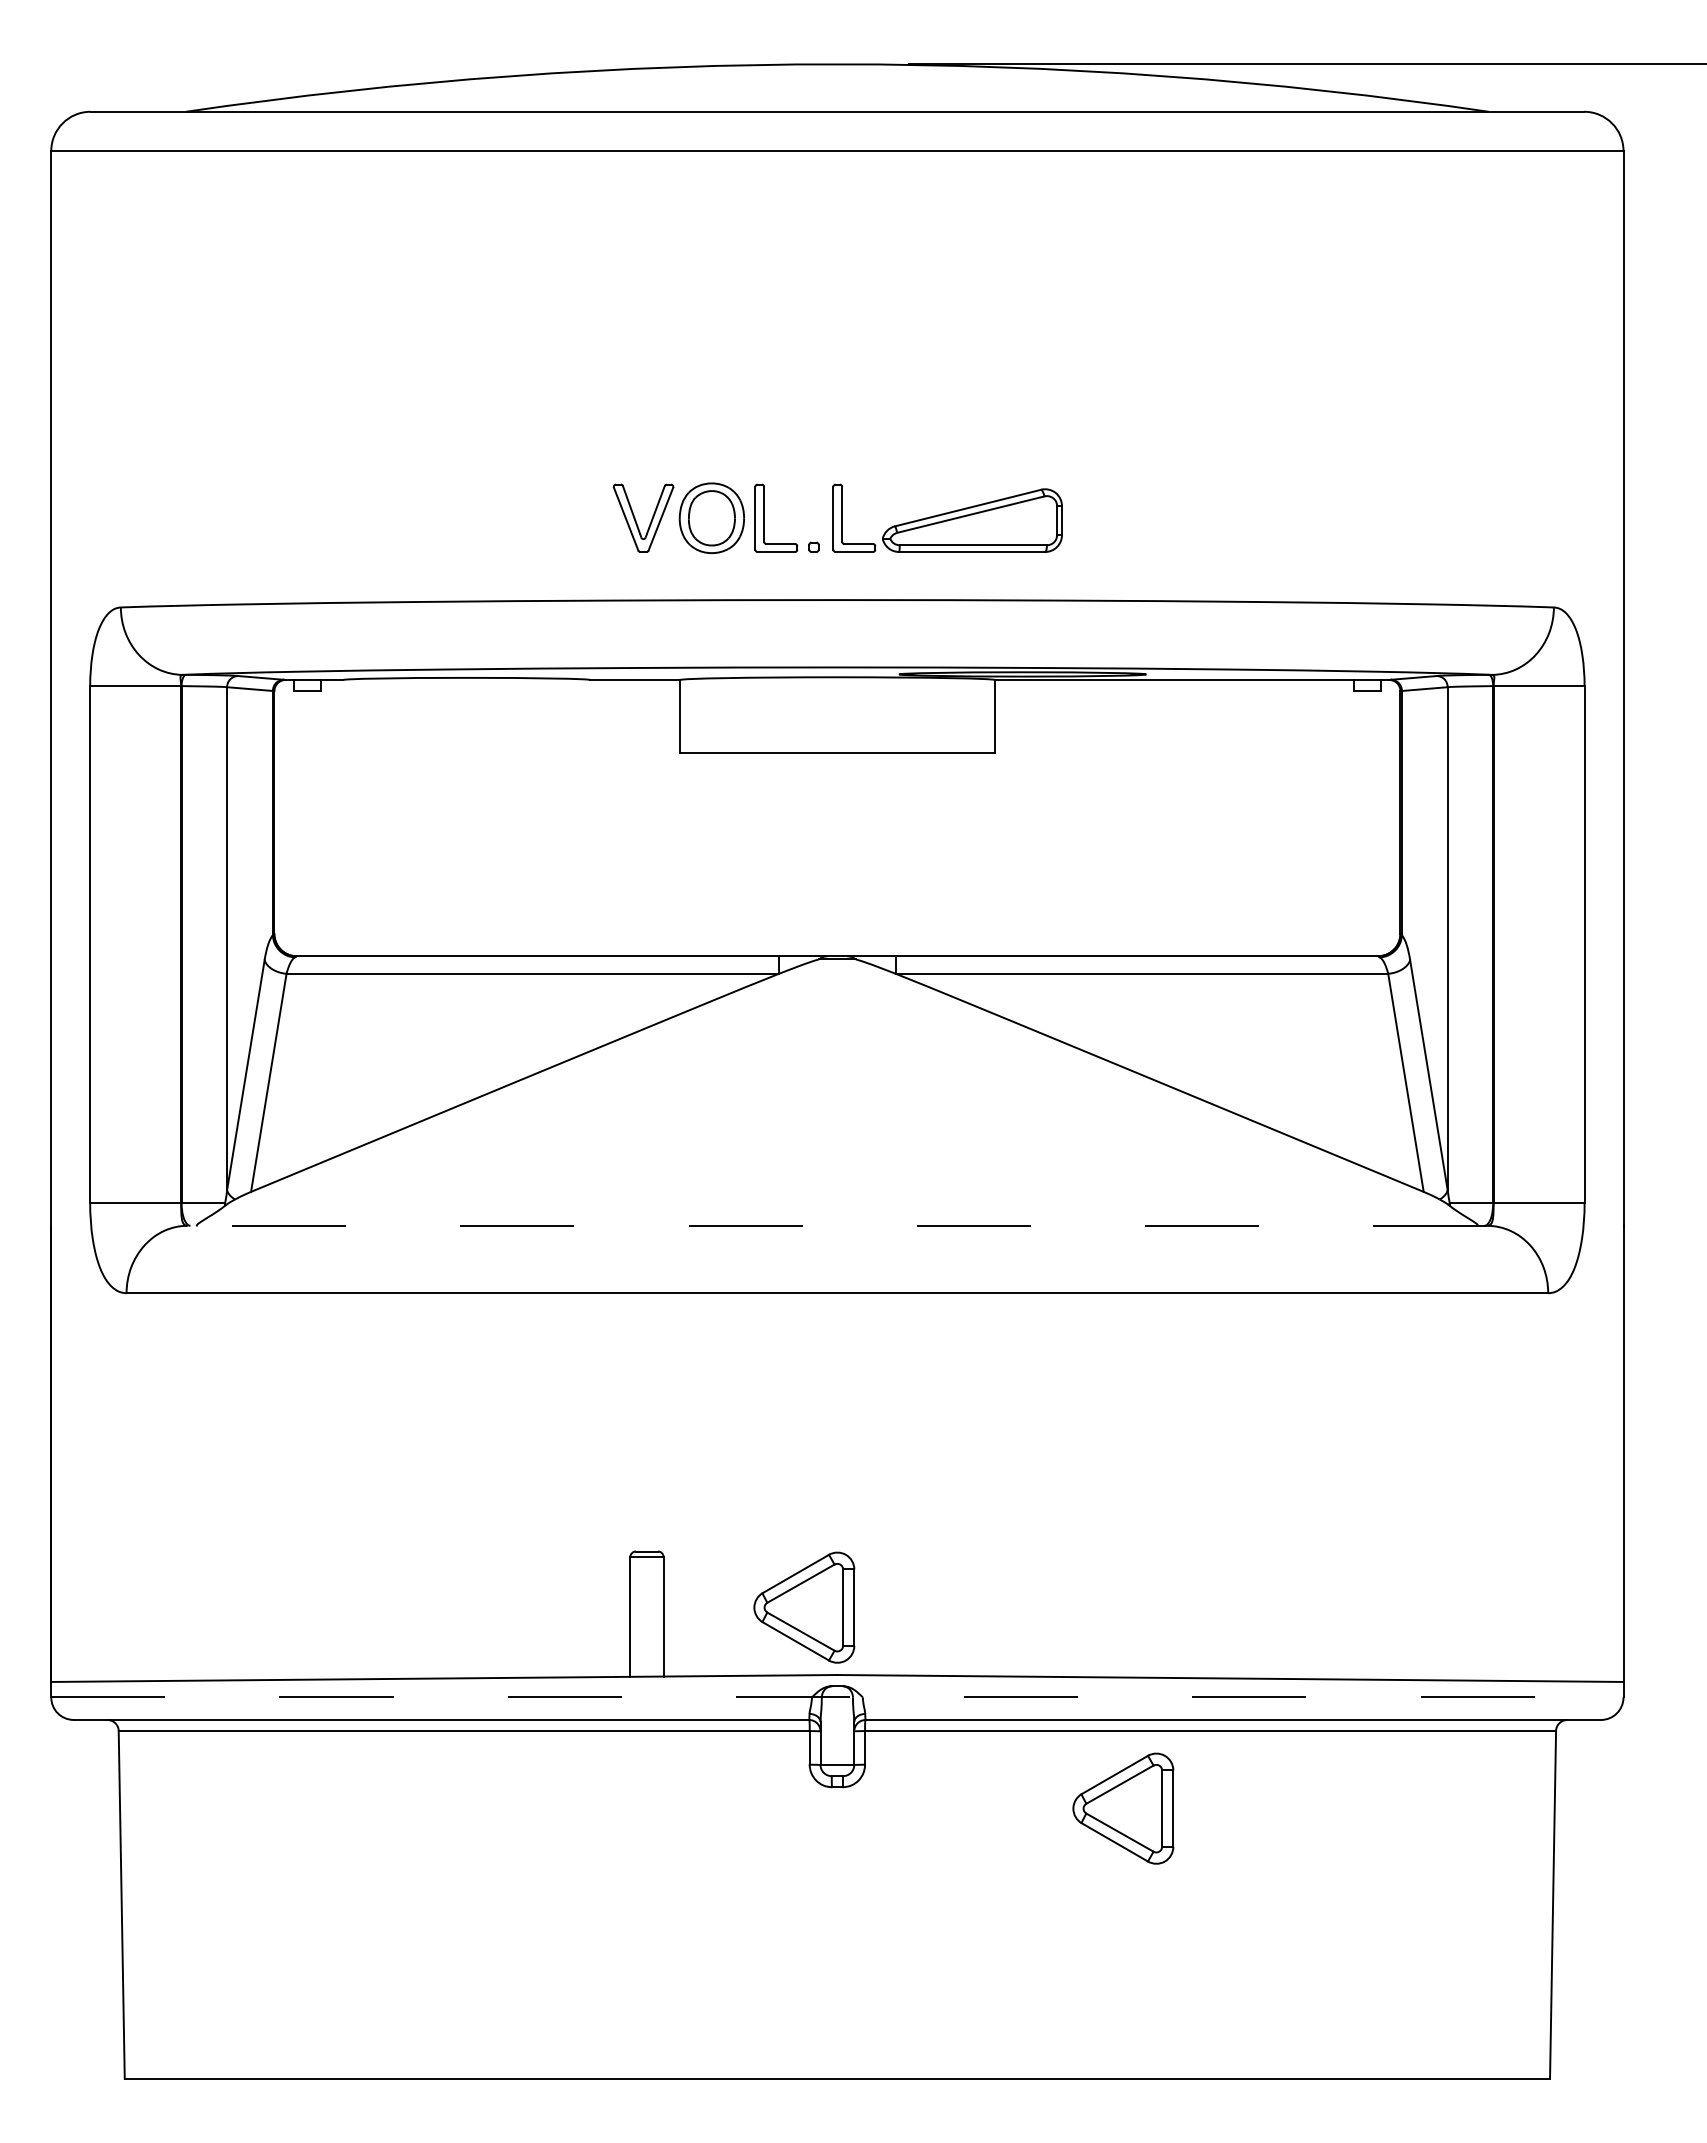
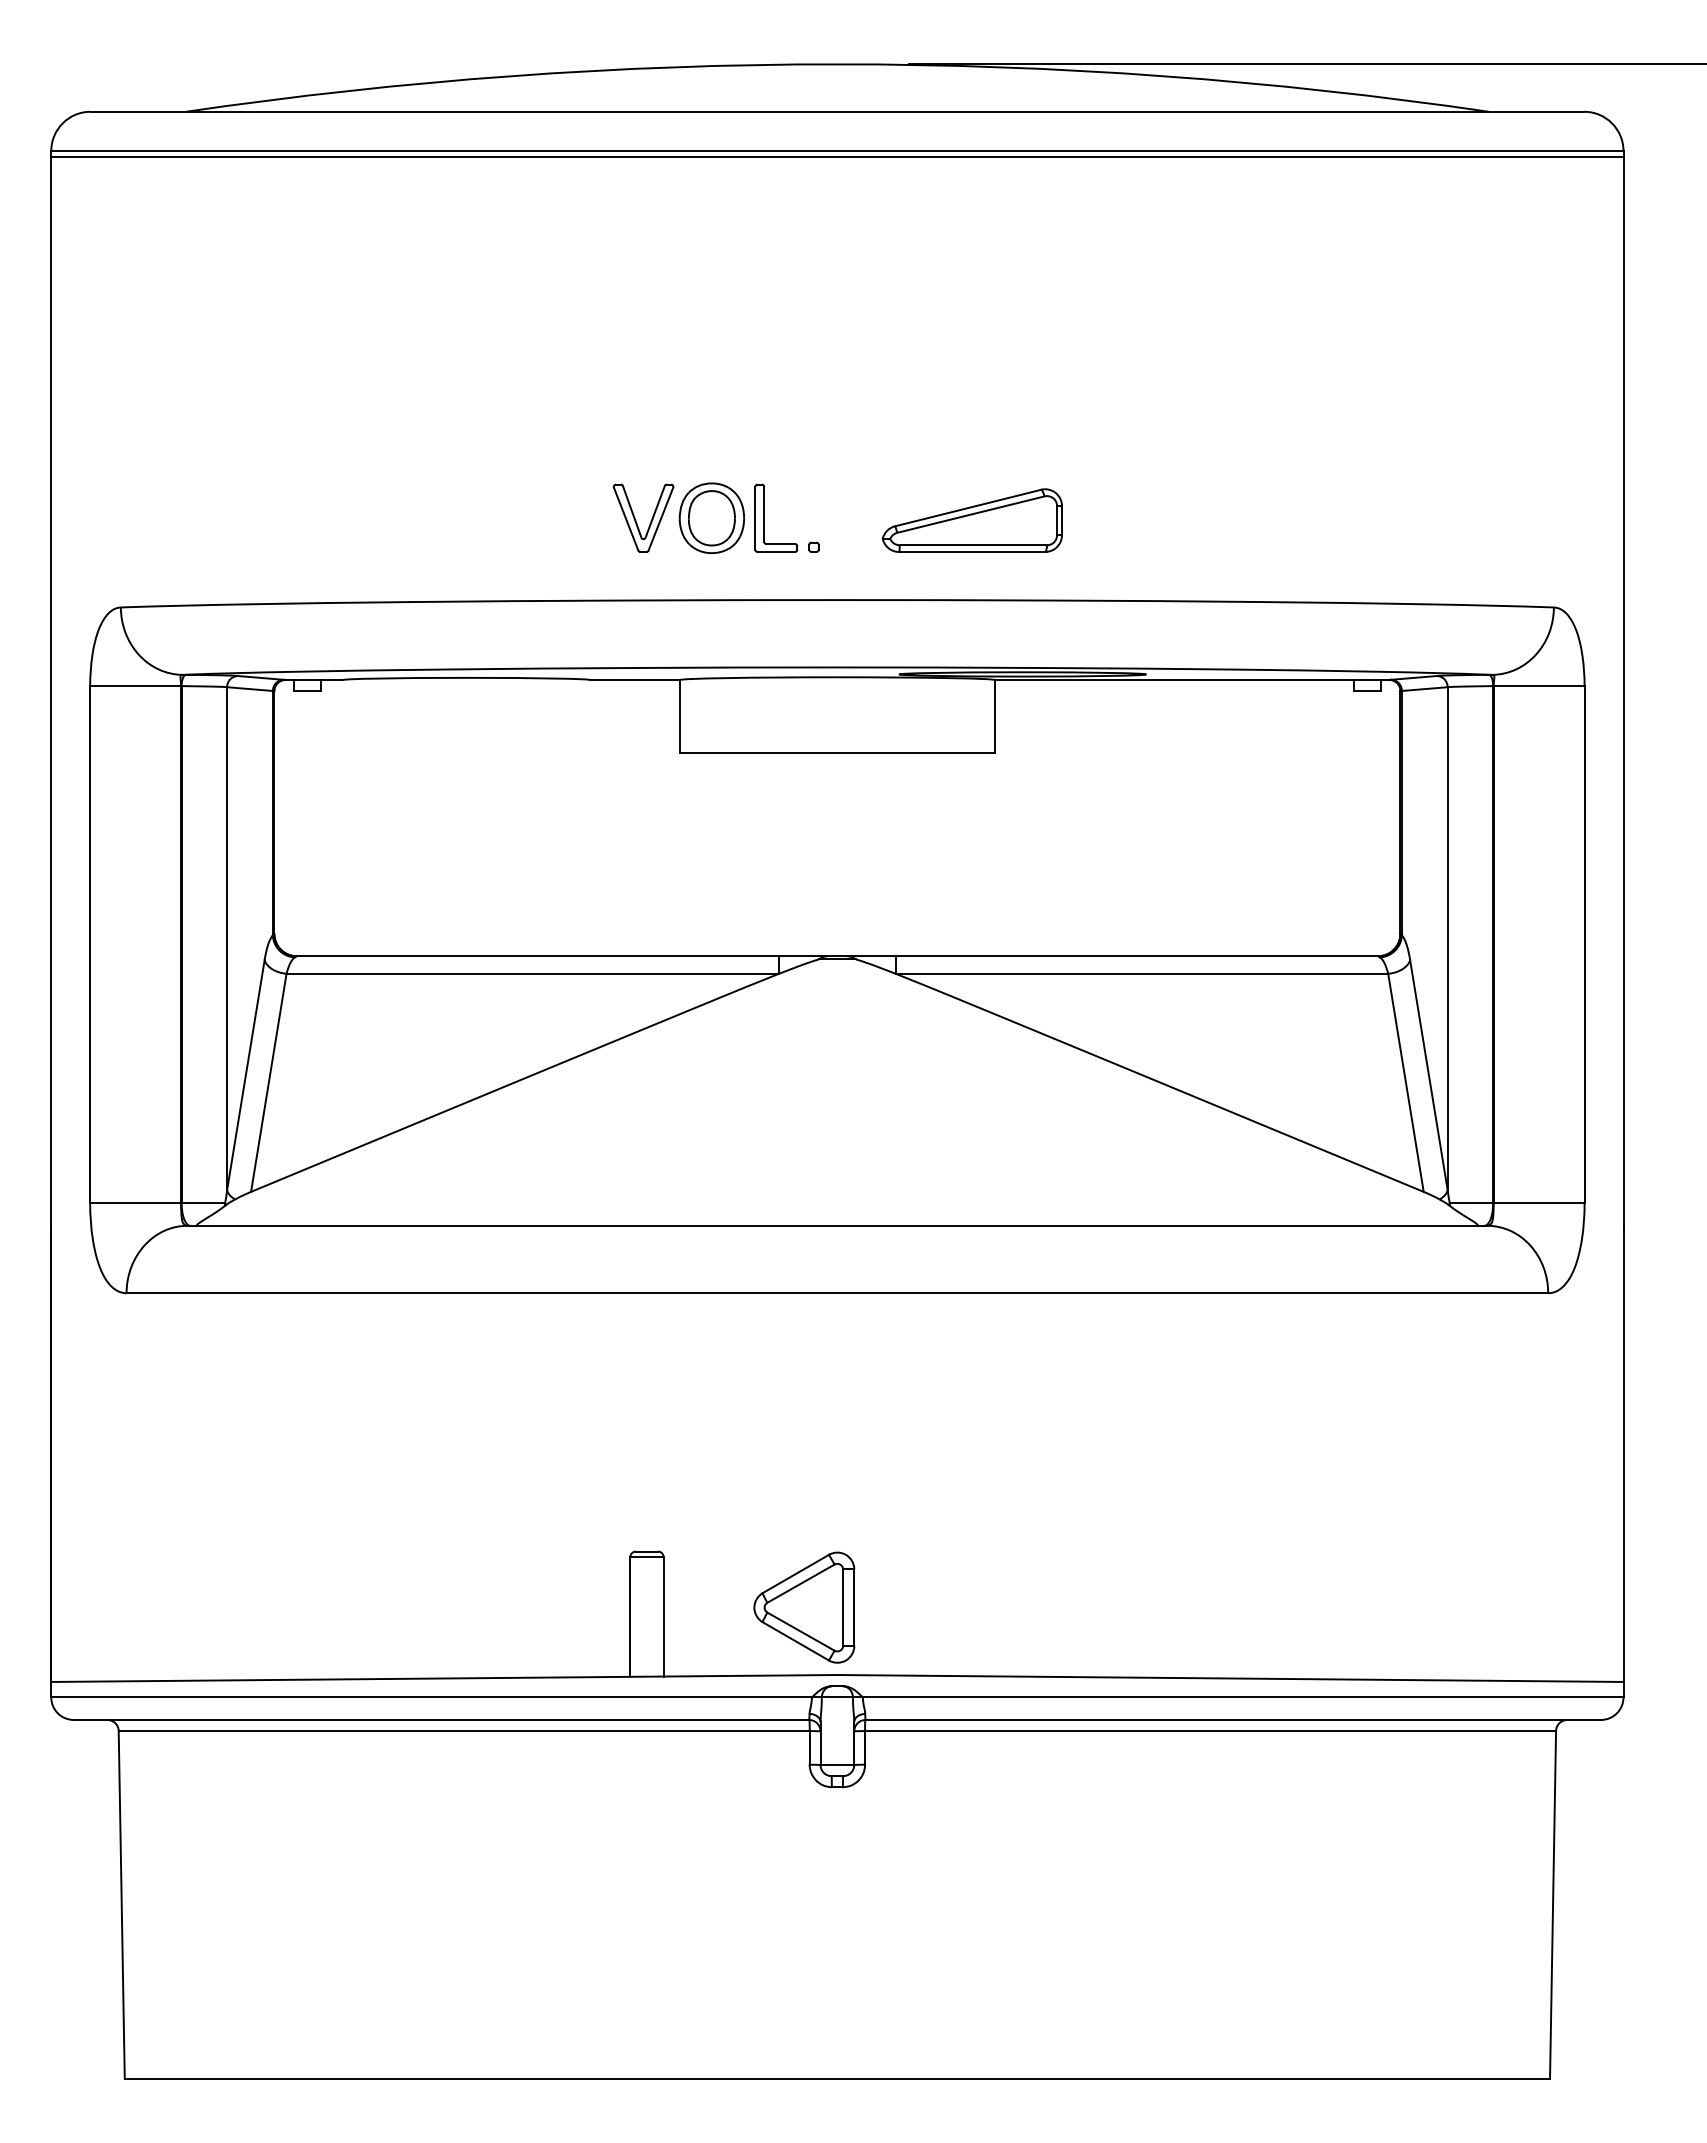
line: none -> present (837, 156)
part: present -> none (842, 517)
line: dashed -> solid (837, 1225)
line: dashed -> solid (837, 1697)
part: present -> none (1123, 1808)
